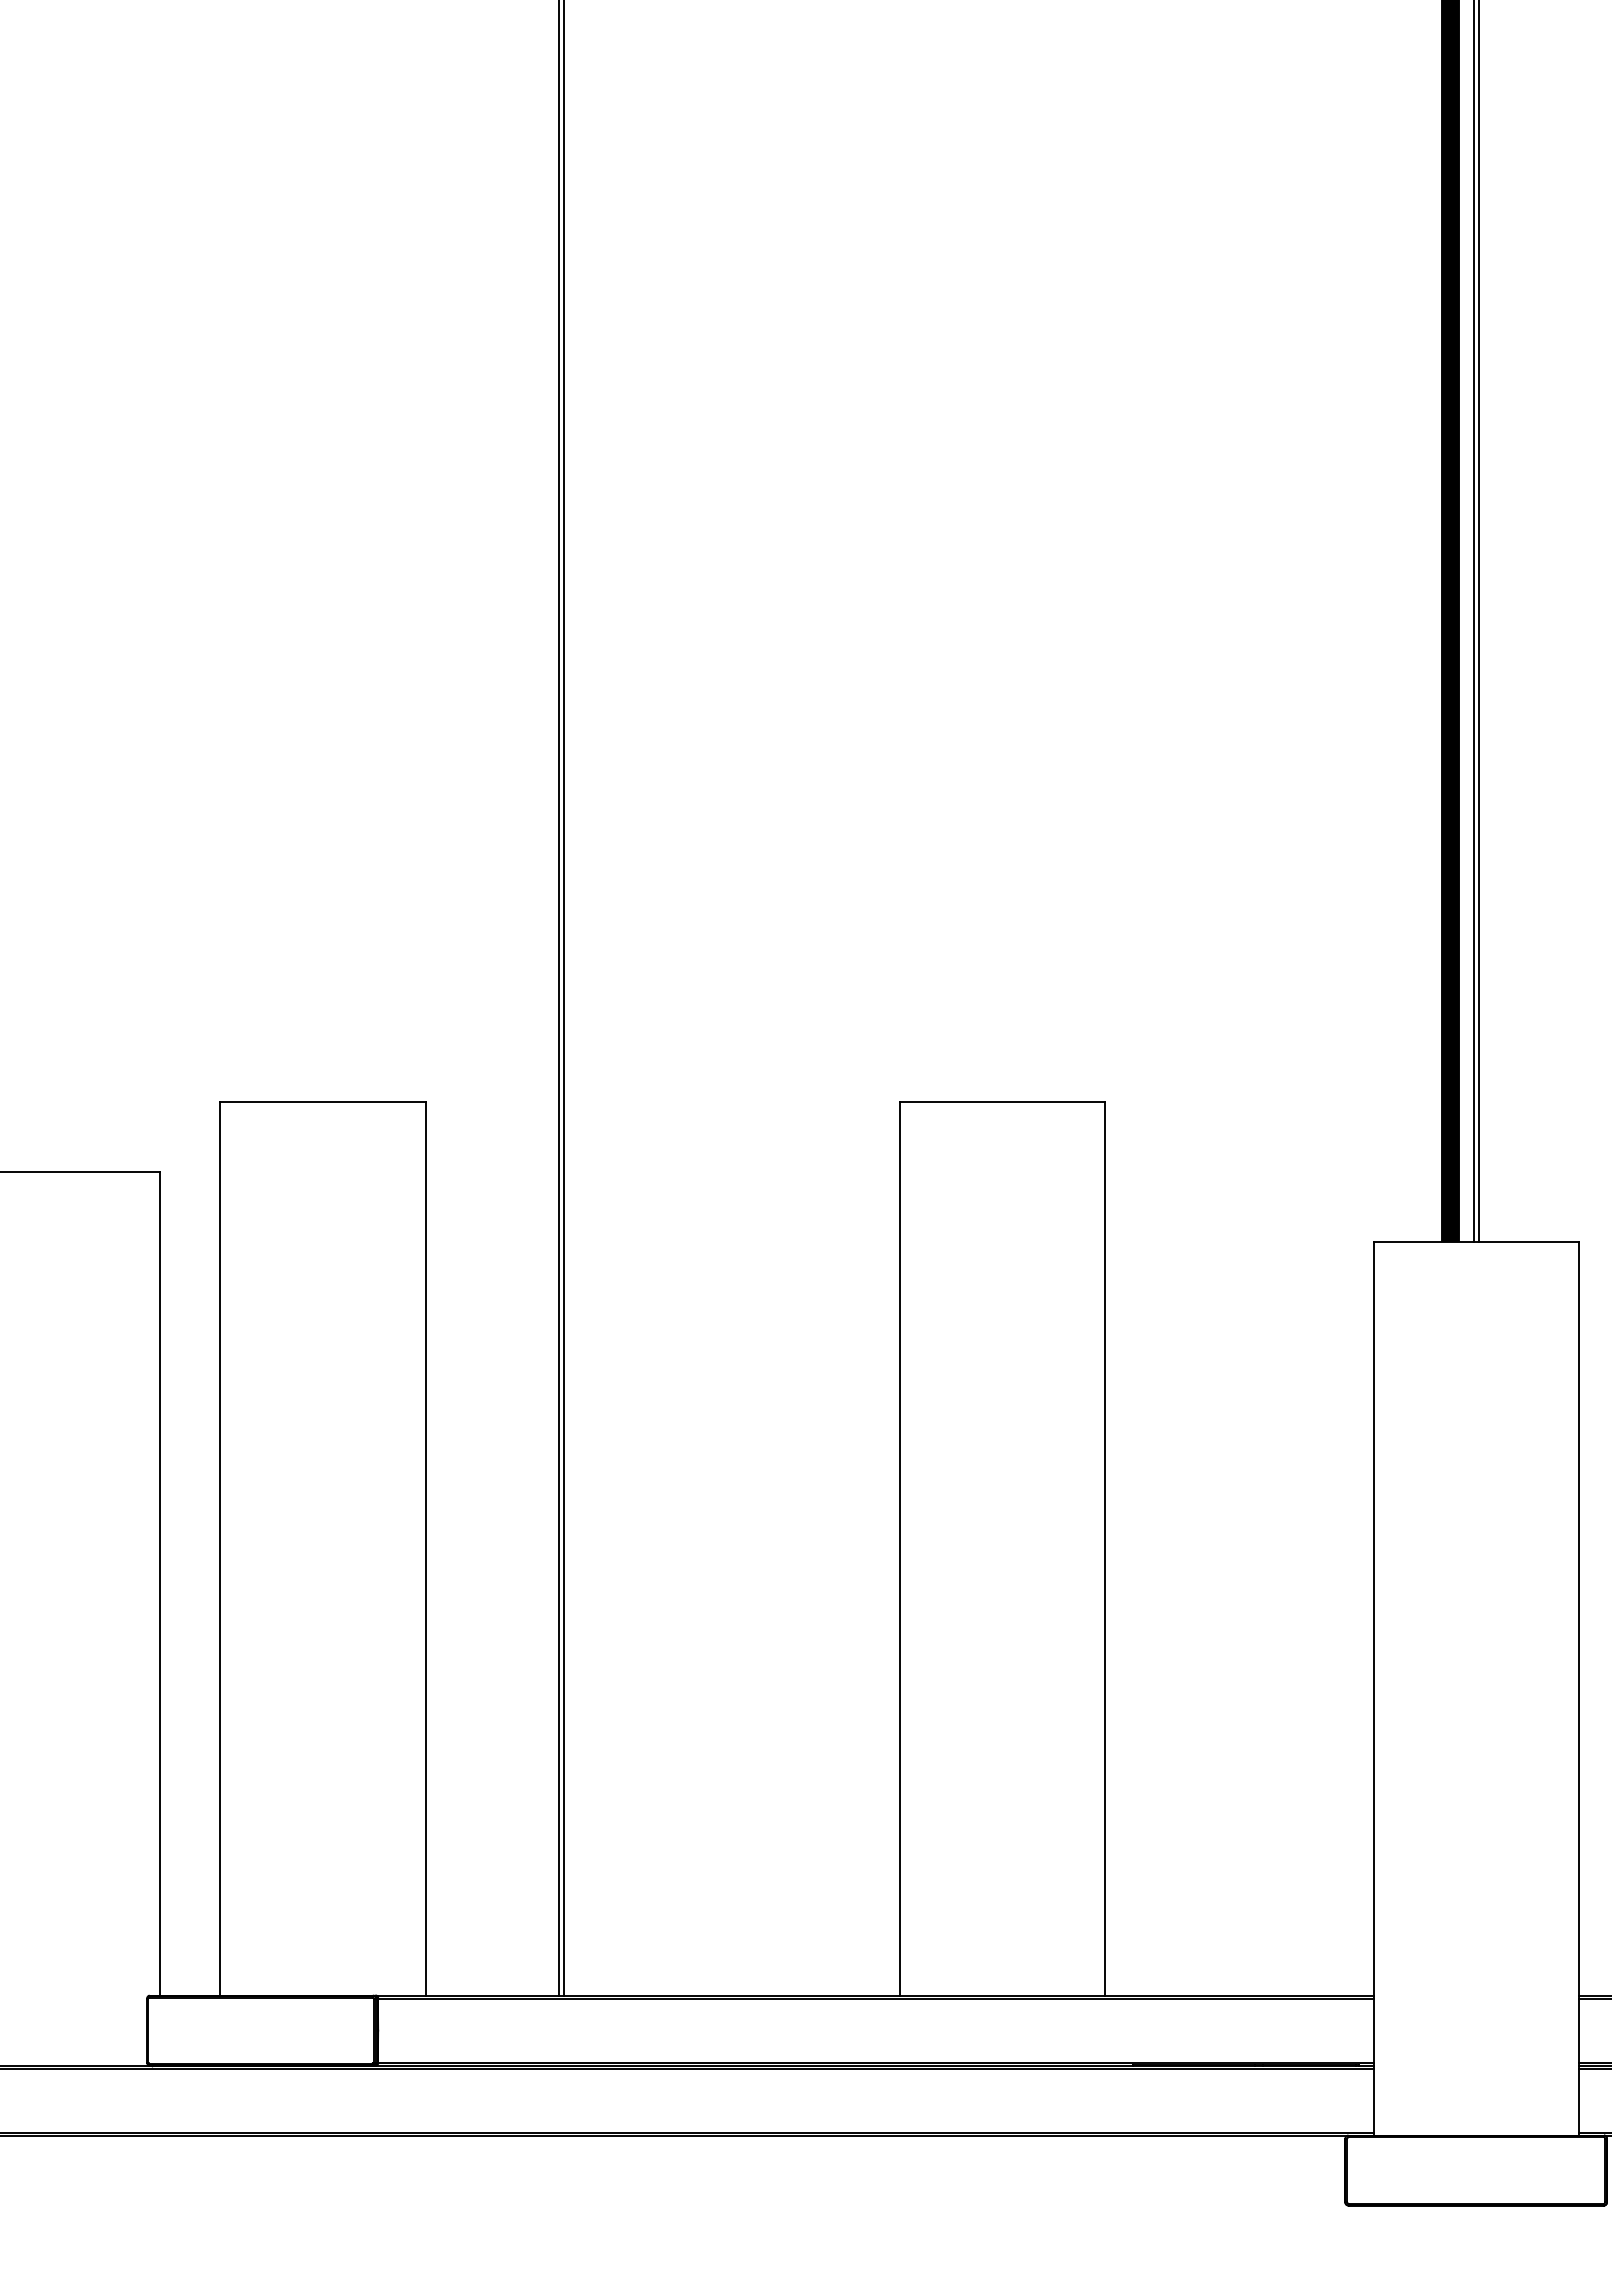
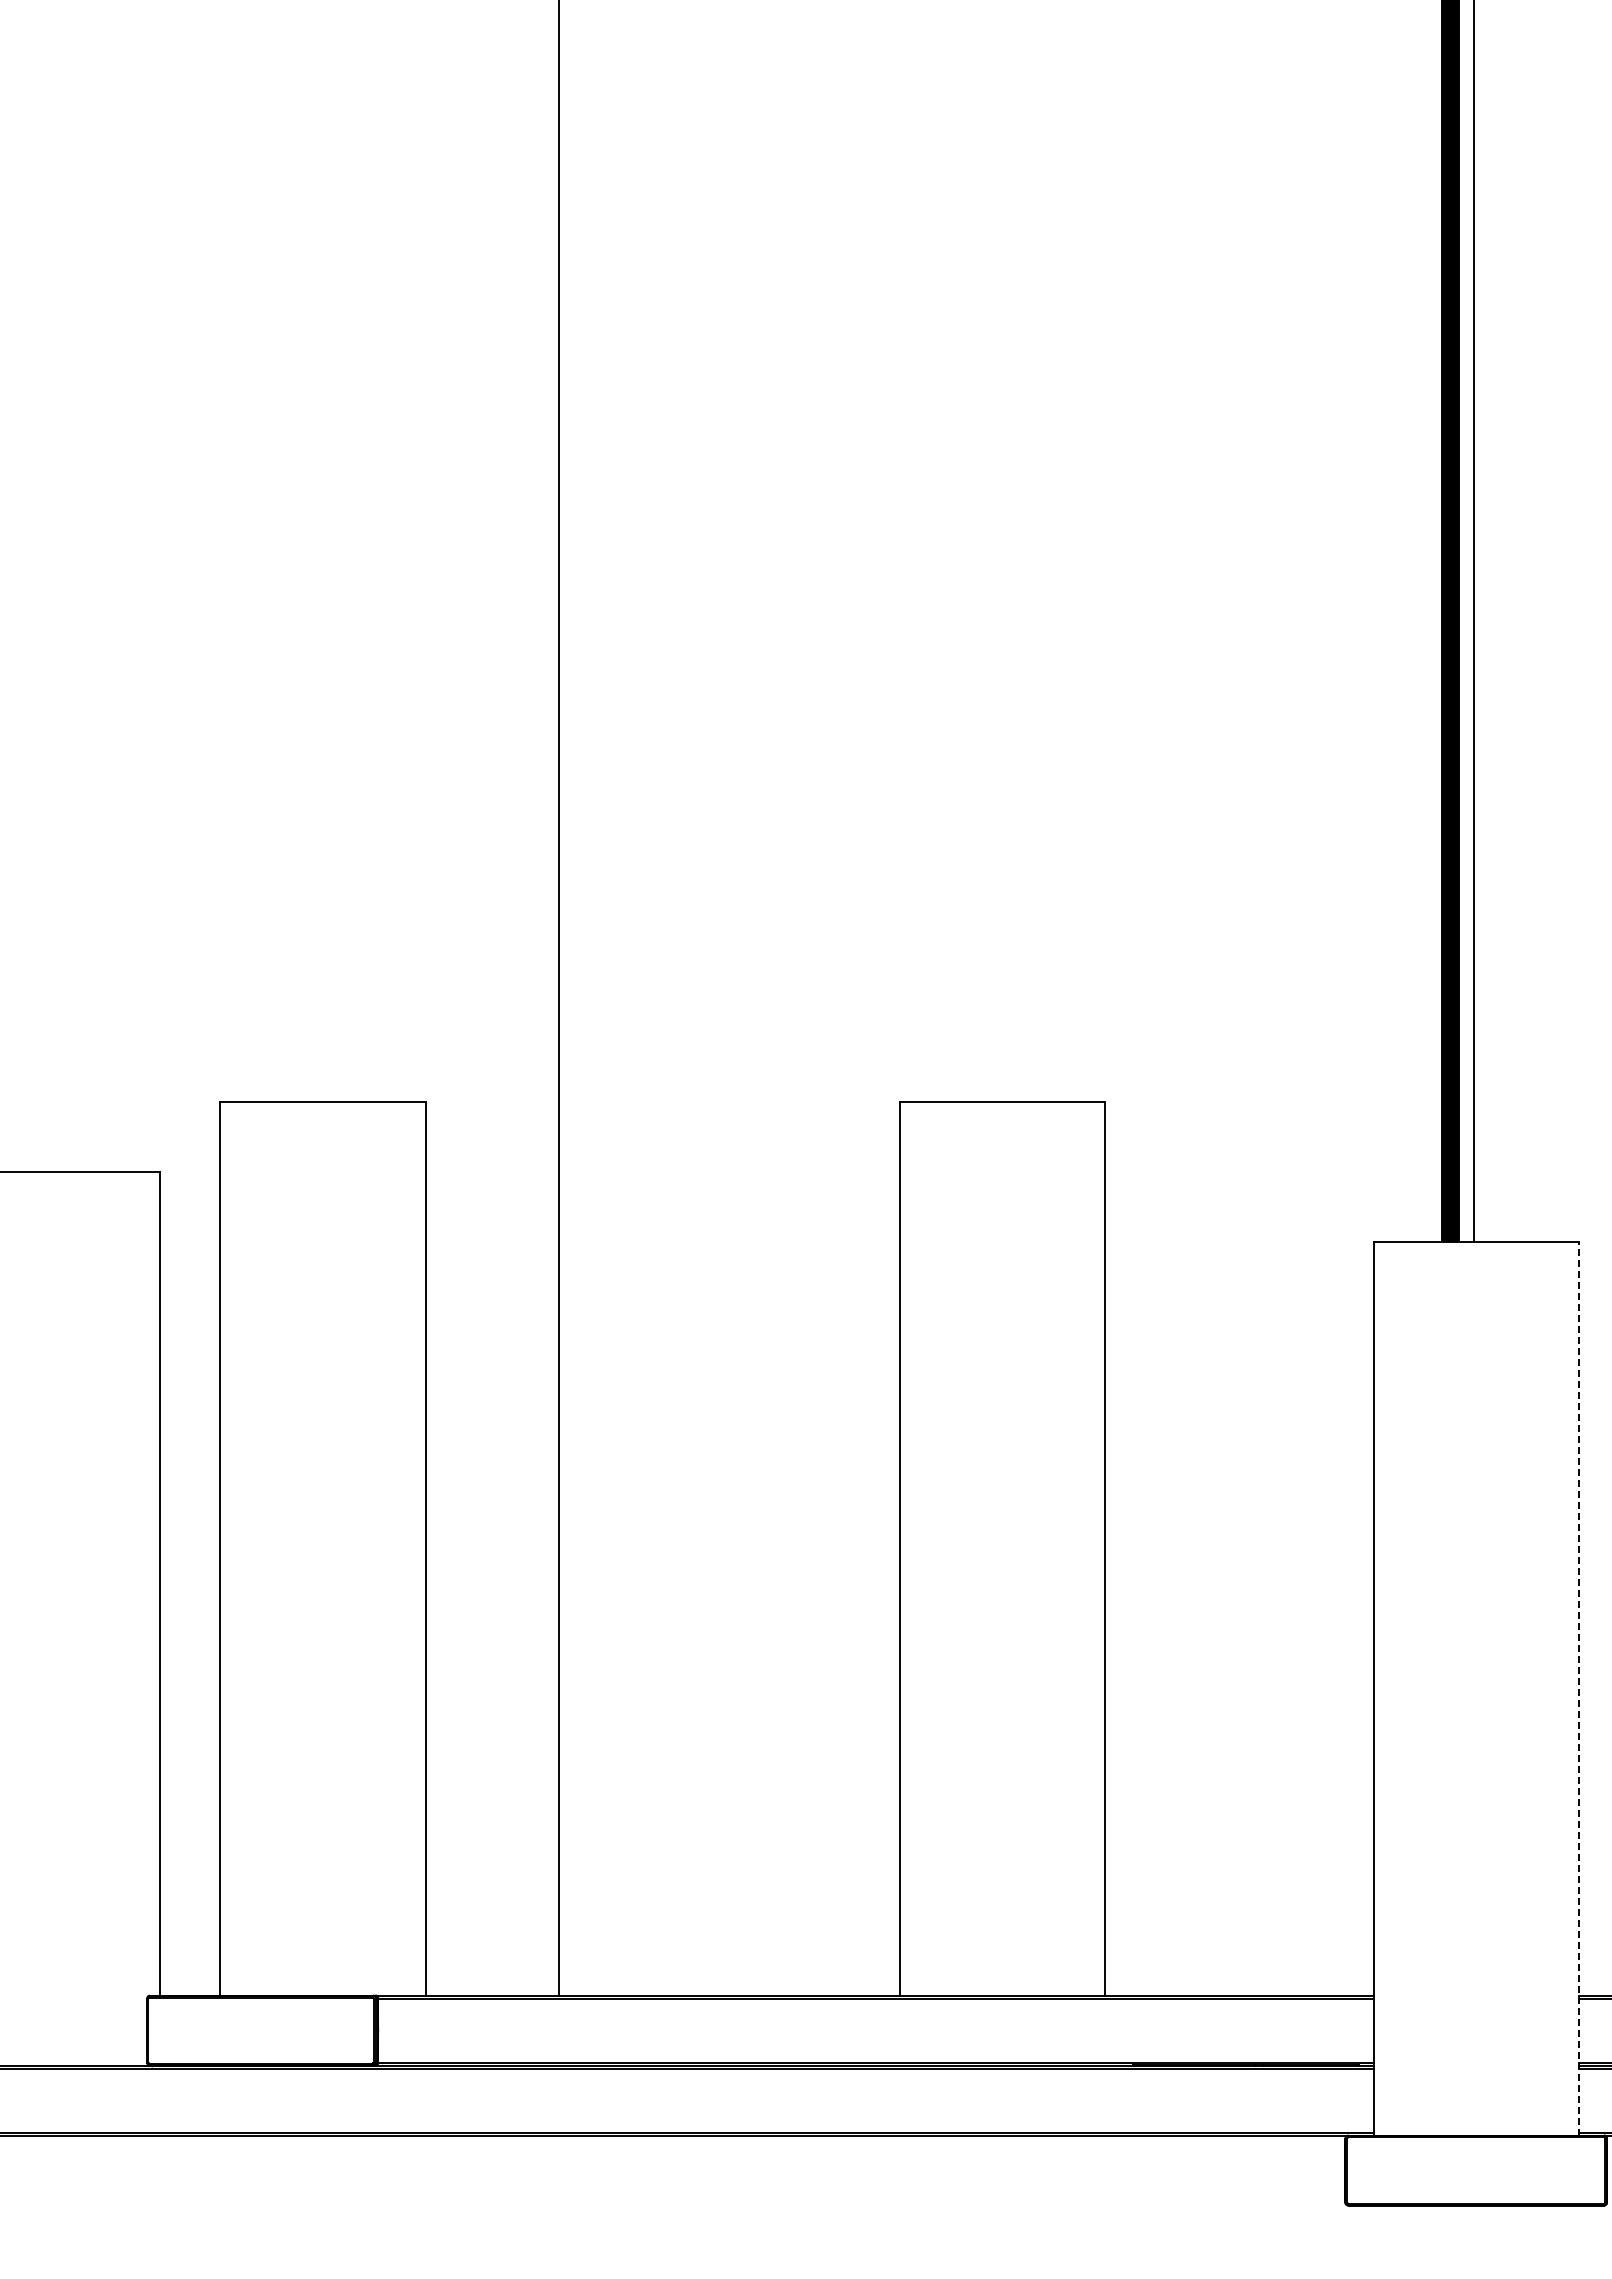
line: present -> none (1478, 622)
line: present -> none (563, 998)
line: solid -> dashed (1578, 1688)
